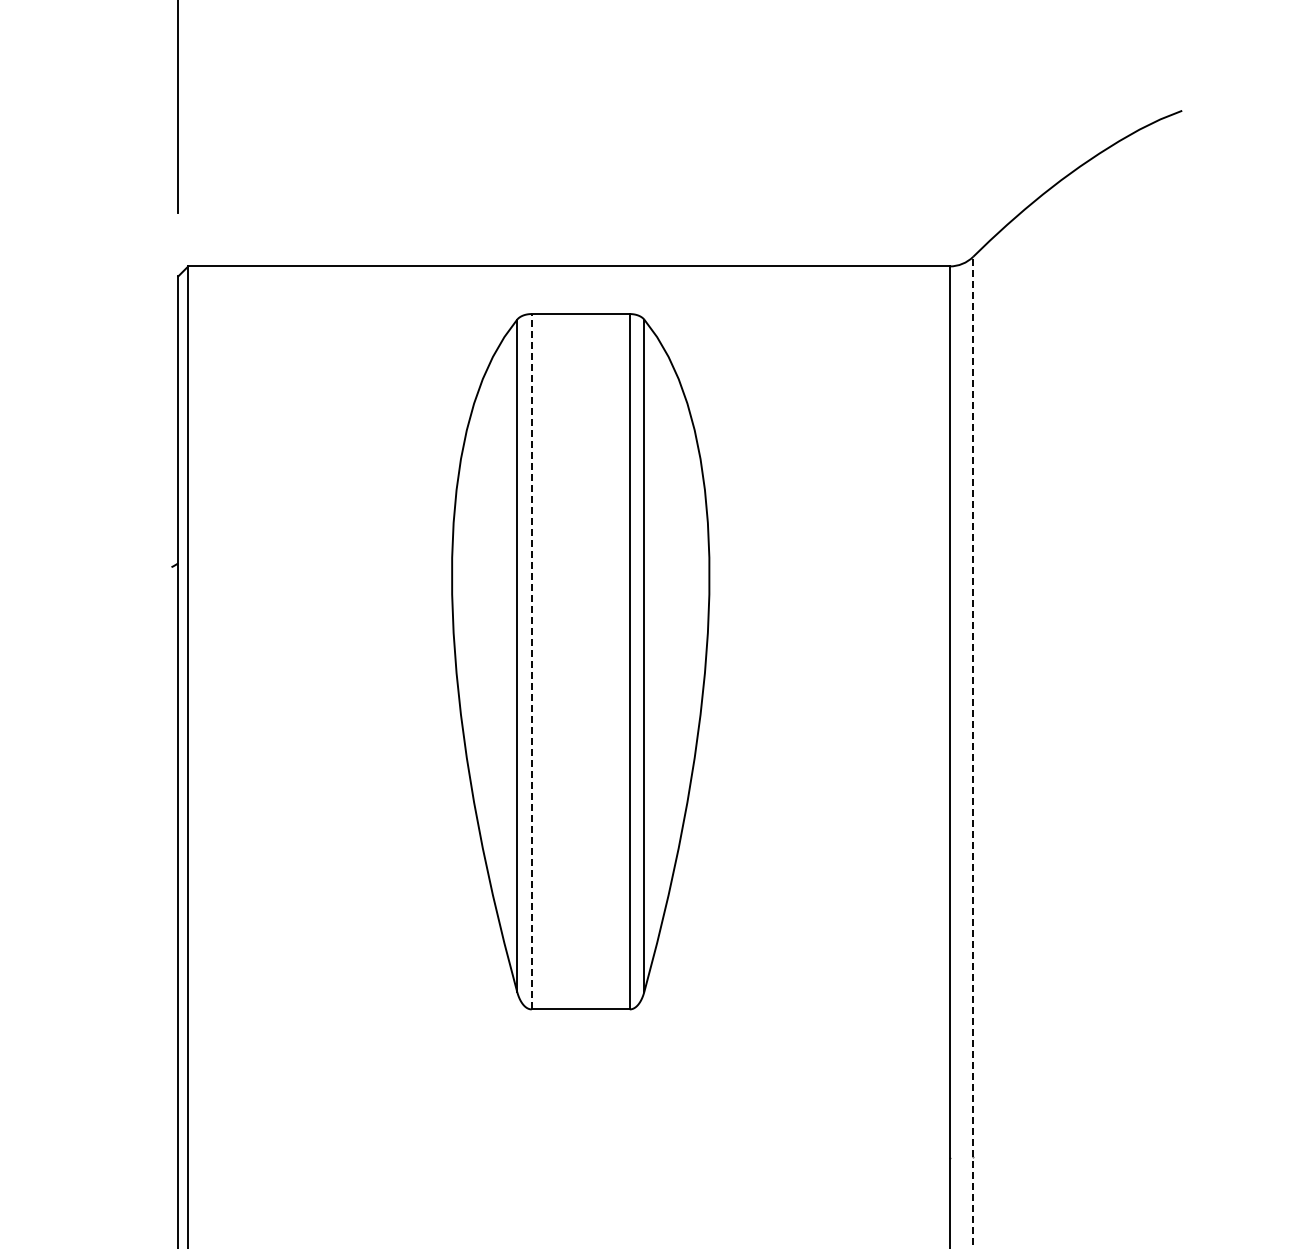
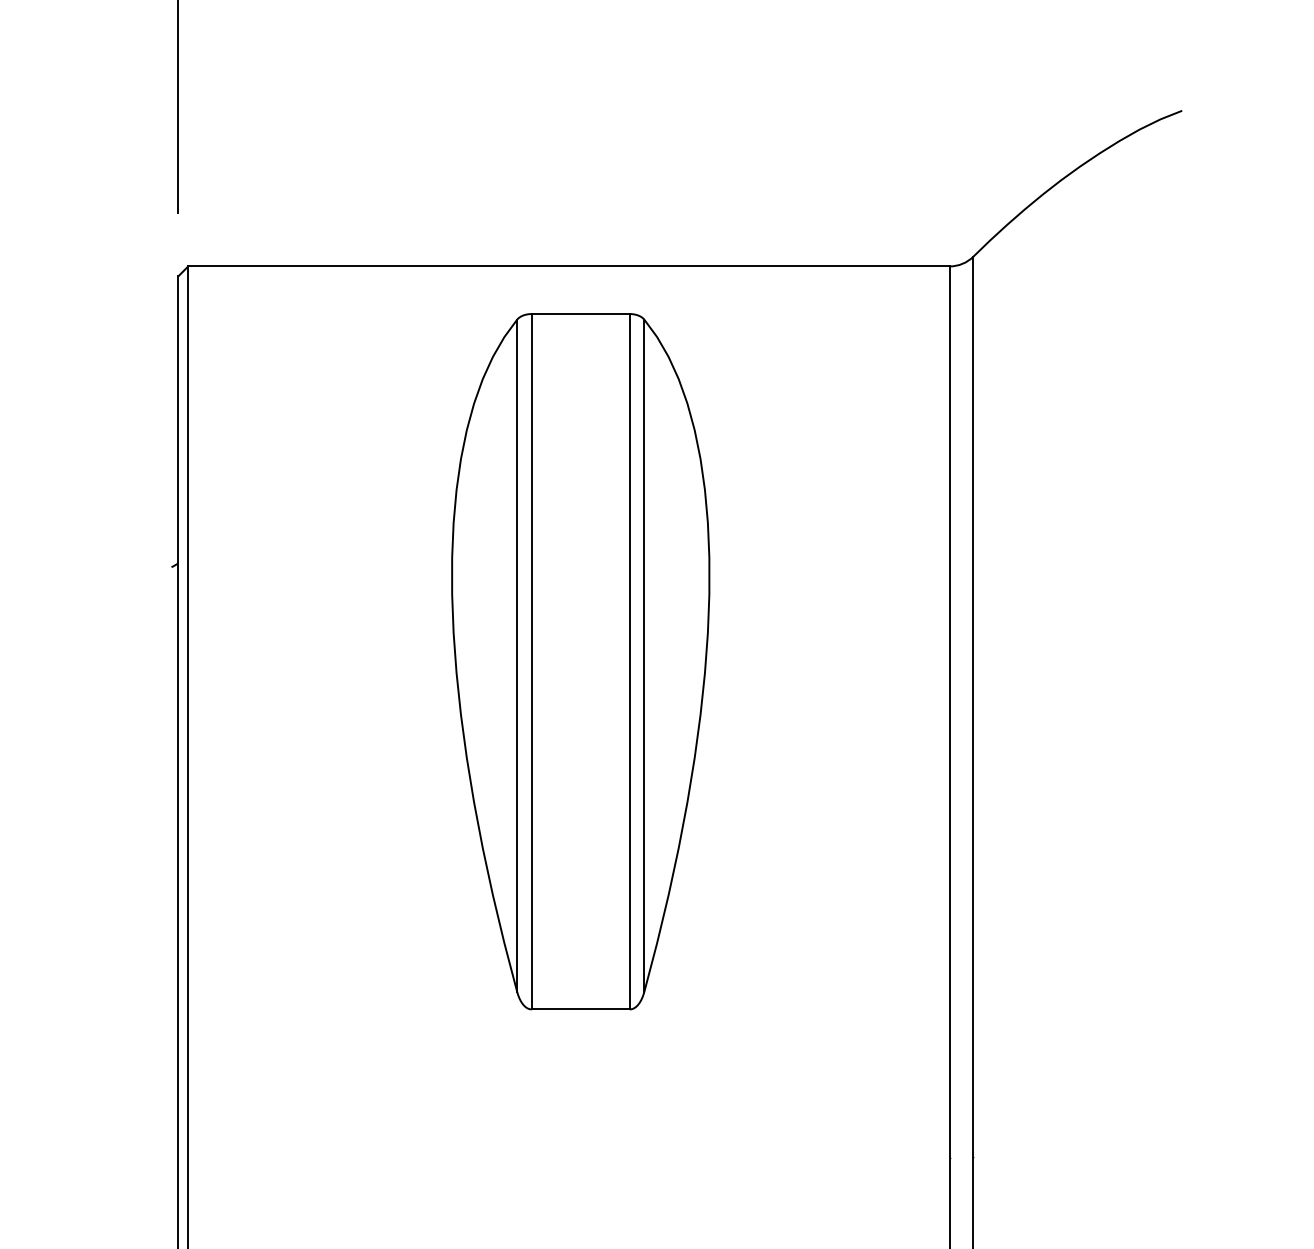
line: dashed -> solid (531, 661)
line: dashed -> solid (973, 752)
